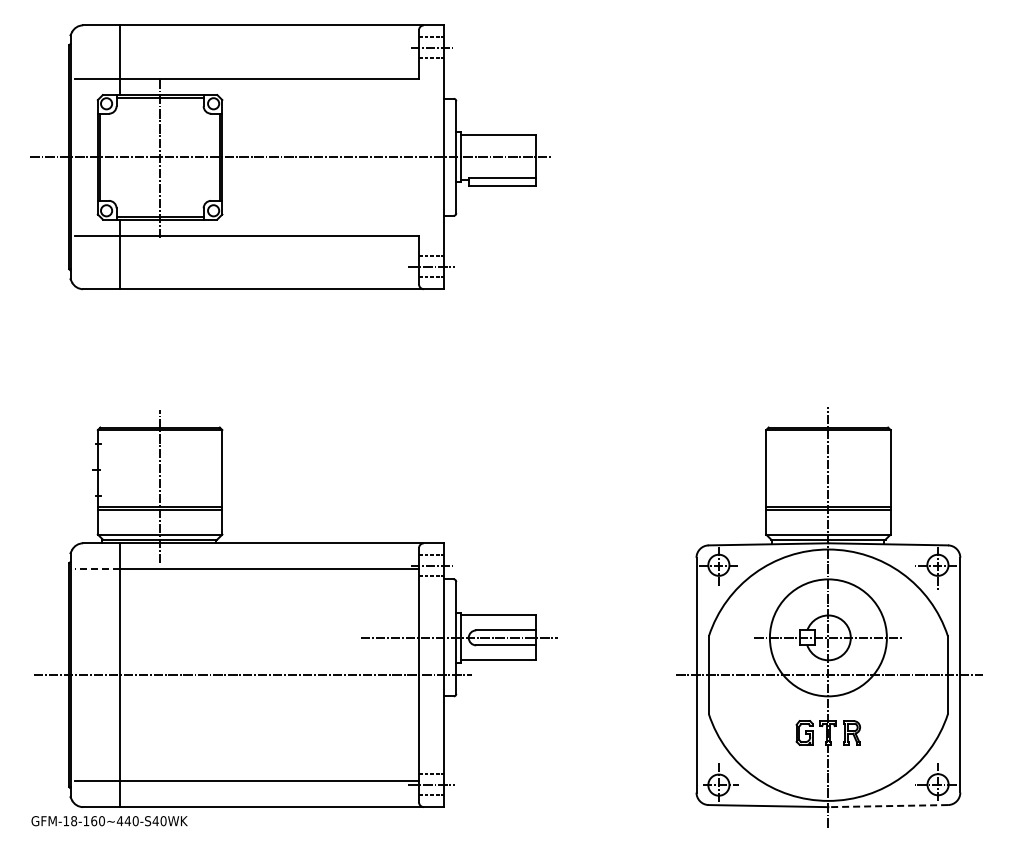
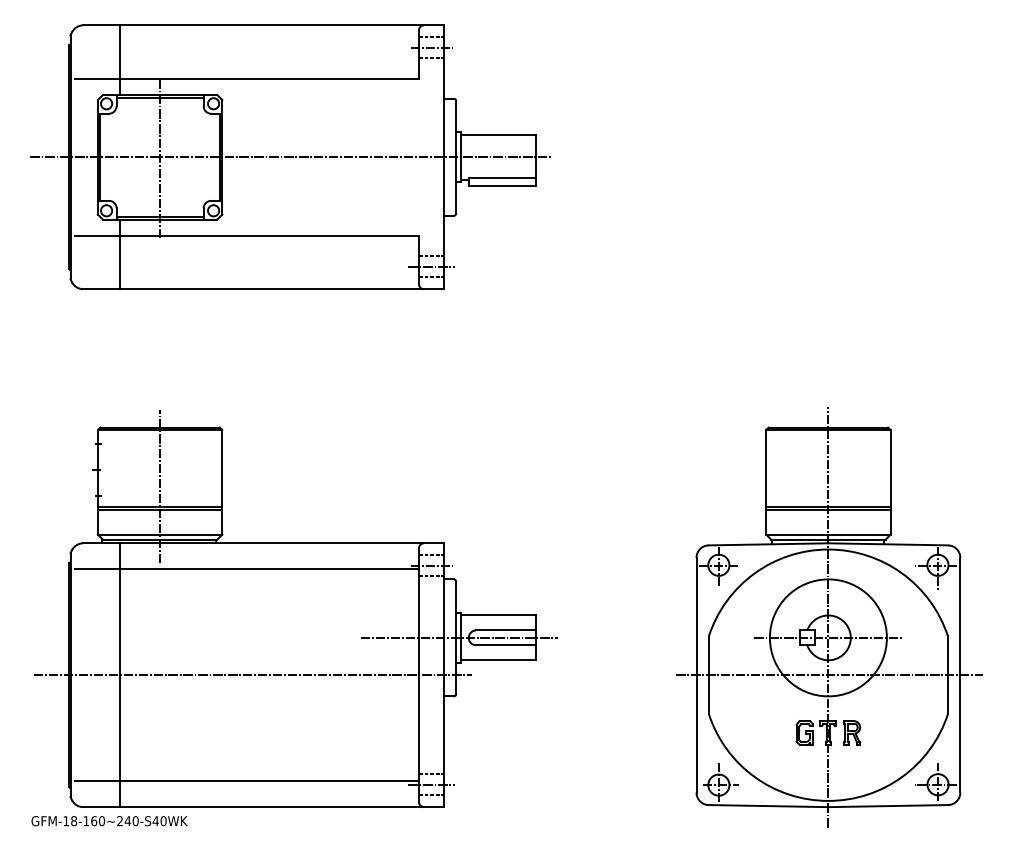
line: dashed -> solid (97, 569)
line: dashed -> solid (888, 806)
text: GFM-18-160~440-S40WK -> GFM-18-160~240-S40WK (119, 821)
